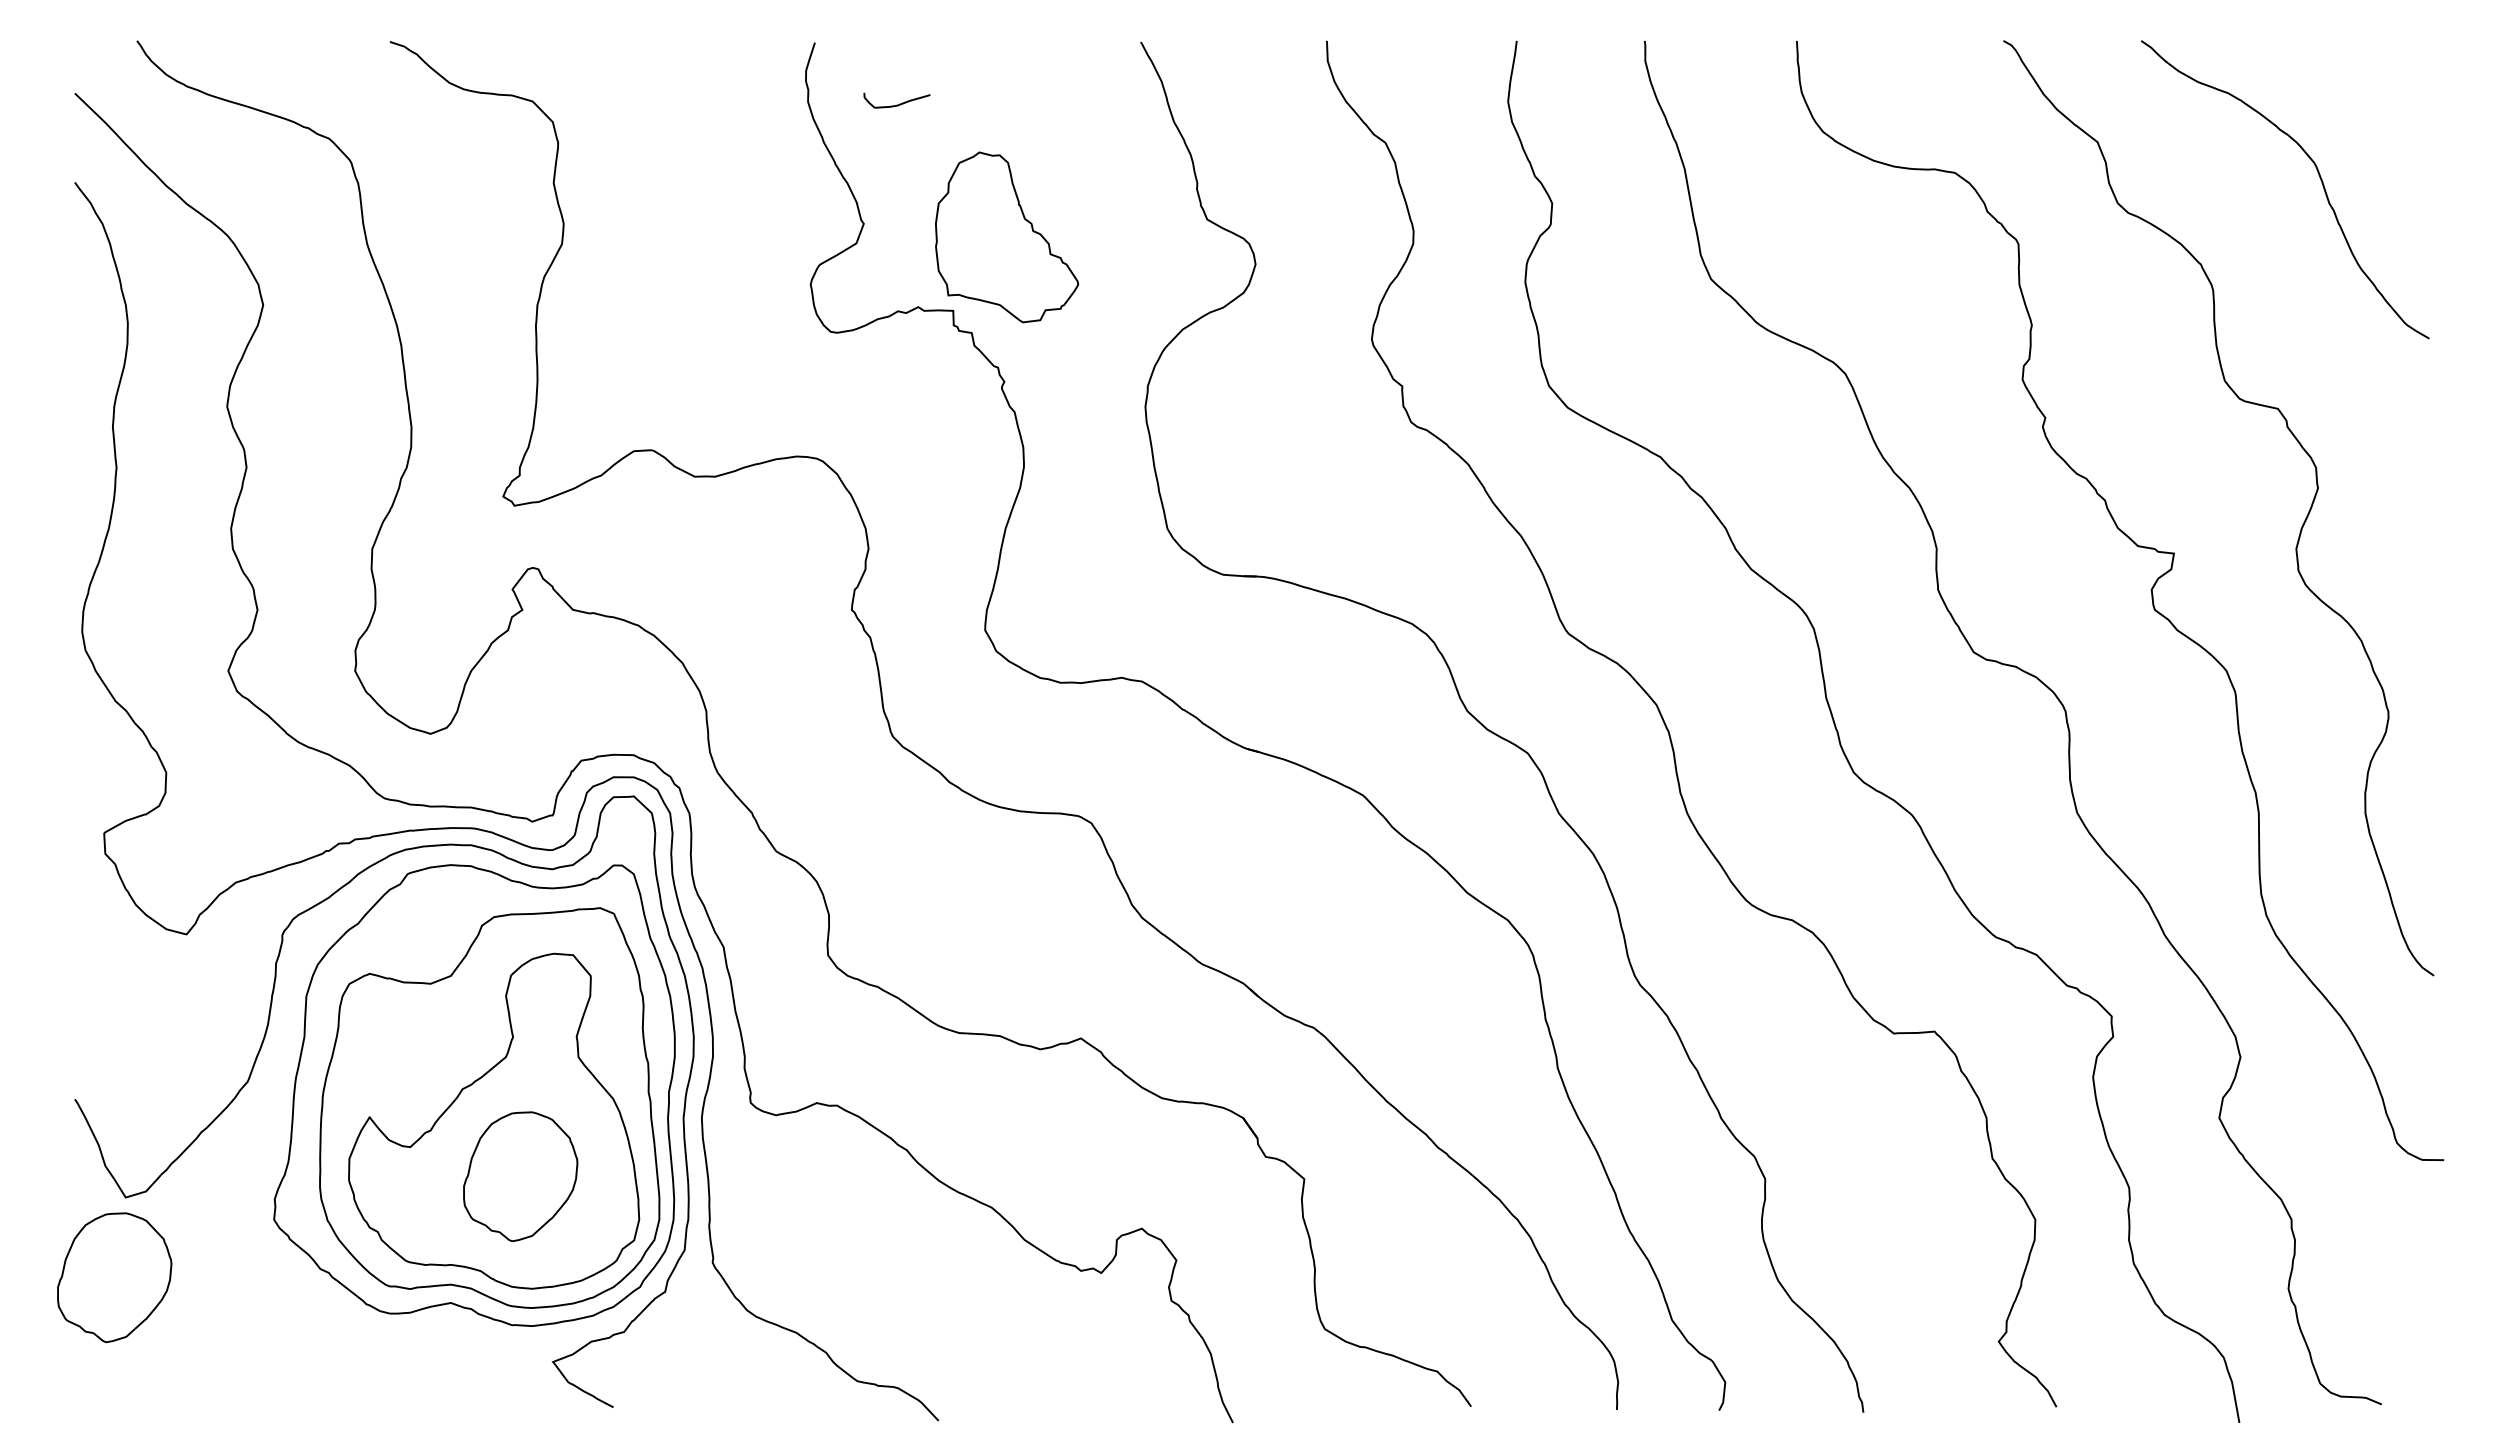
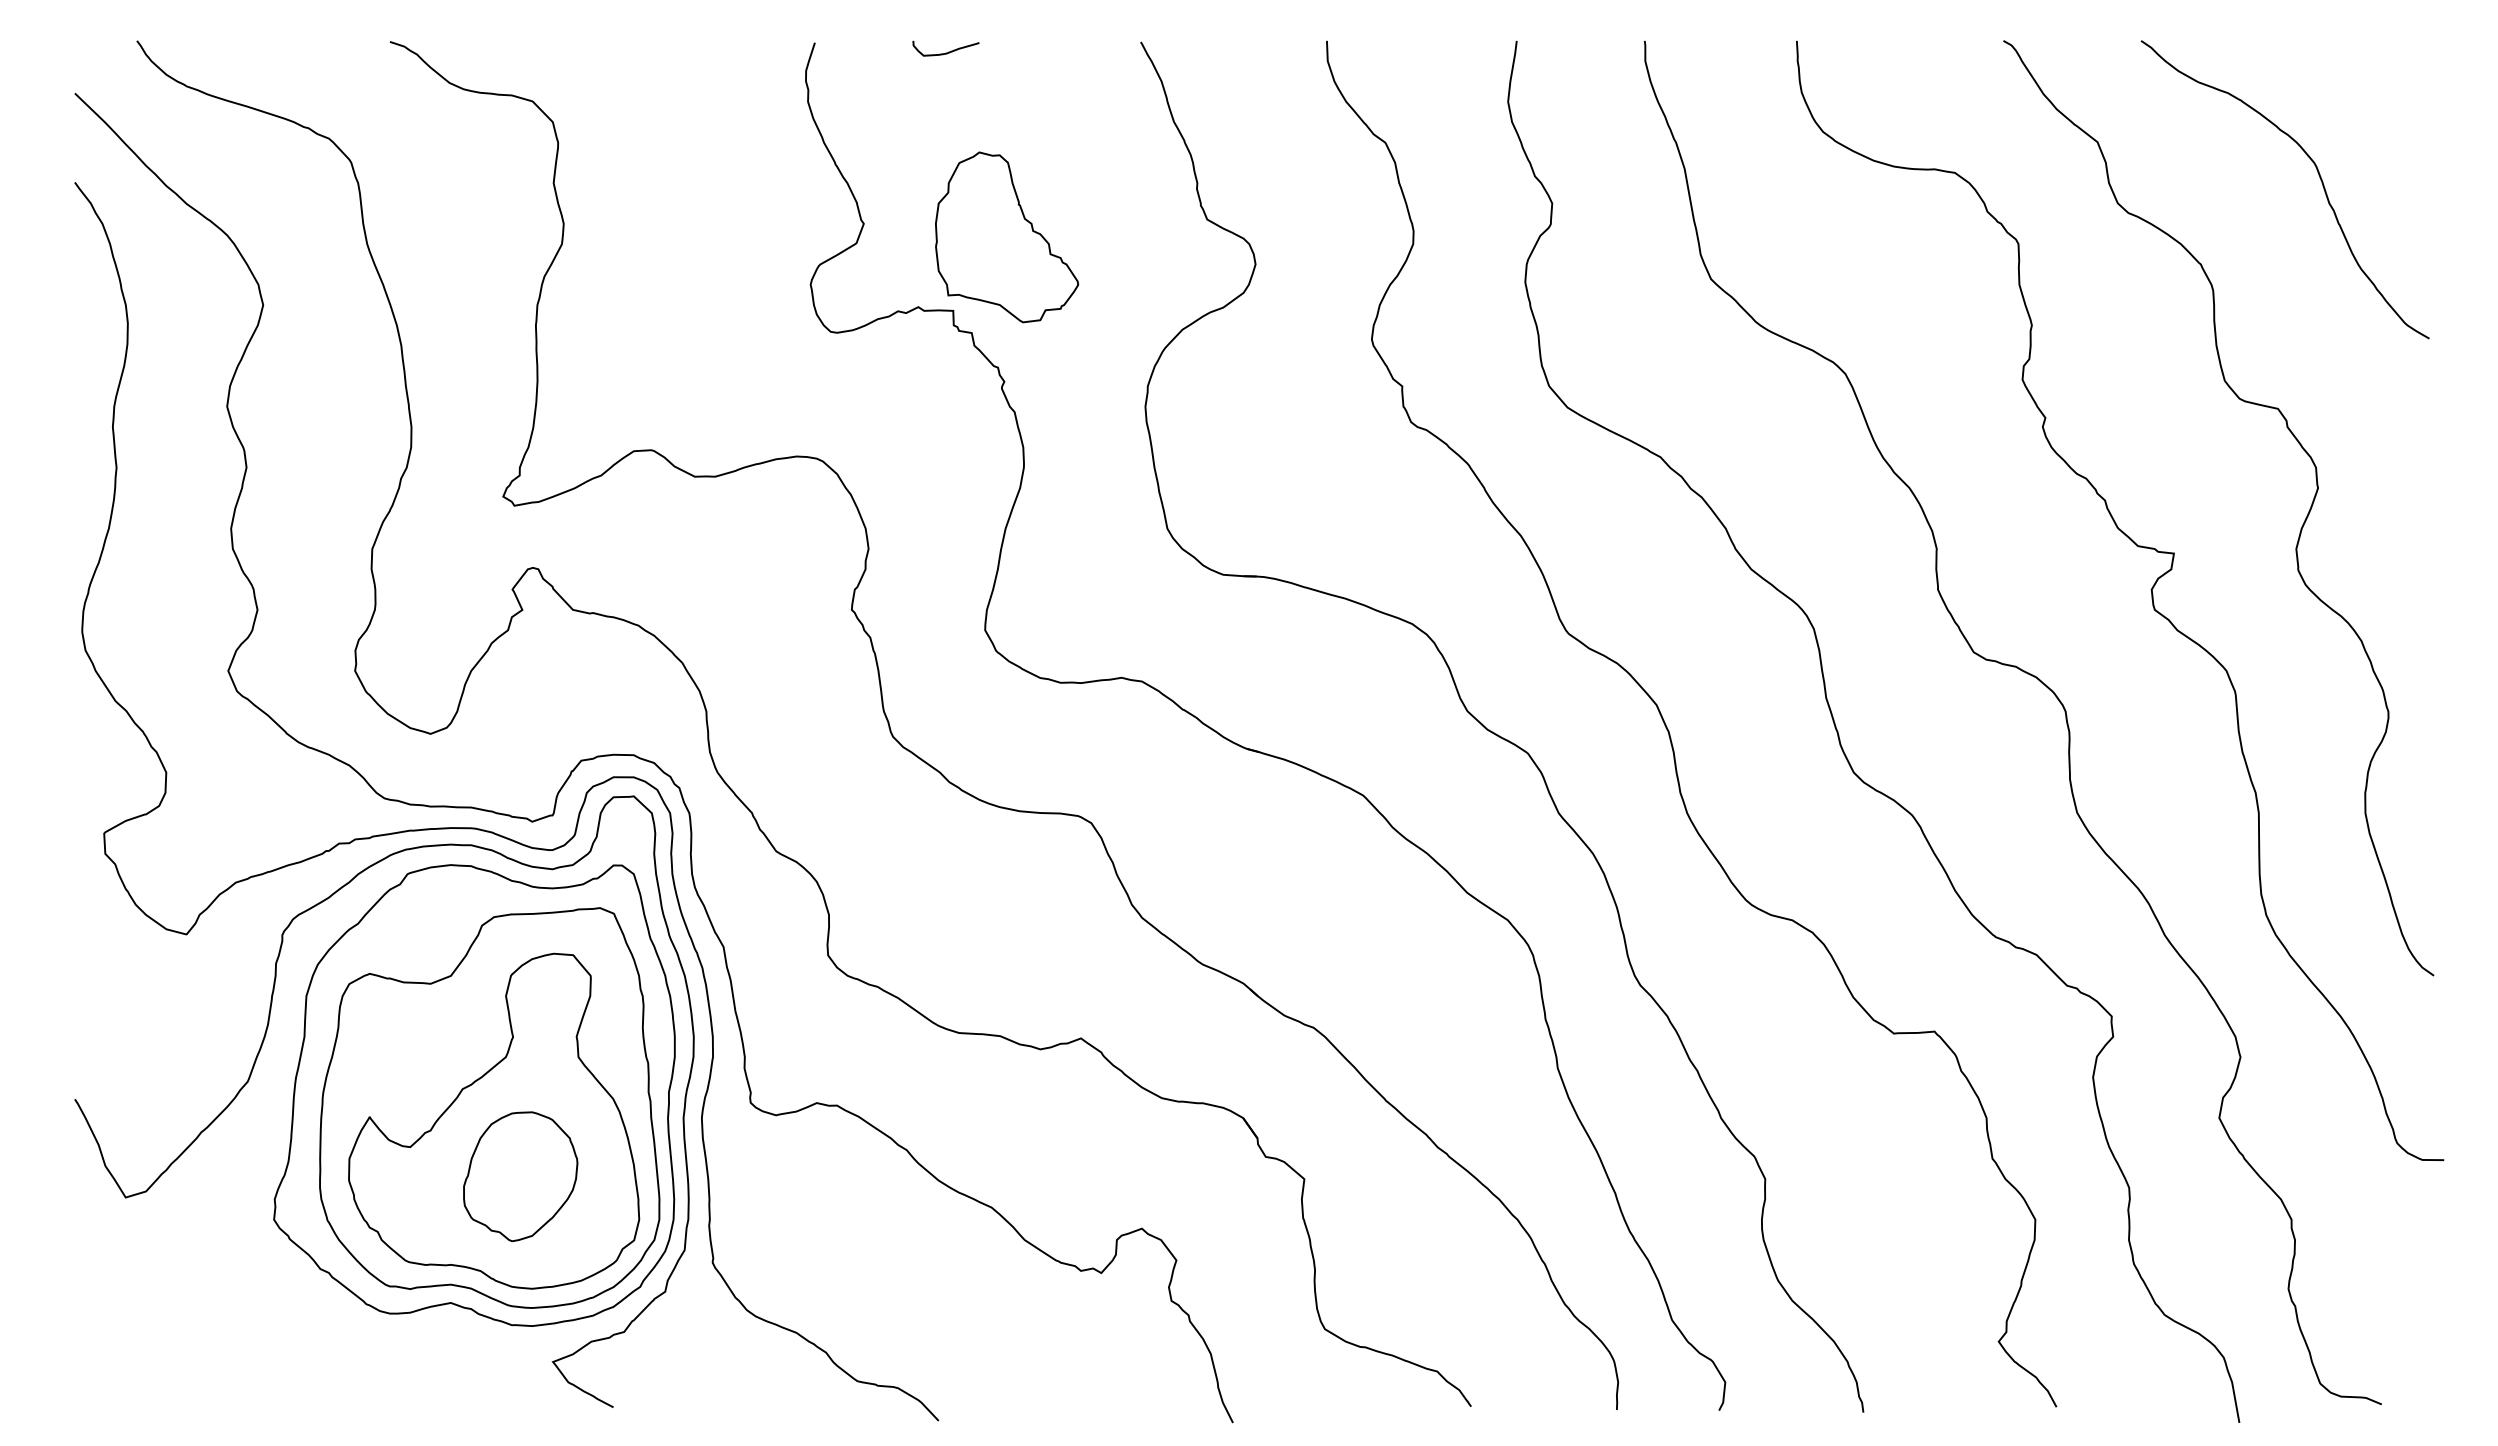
curve position: (896, 104) -> (945, 52) (945, 52)
part: present -> none (114, 1277)
